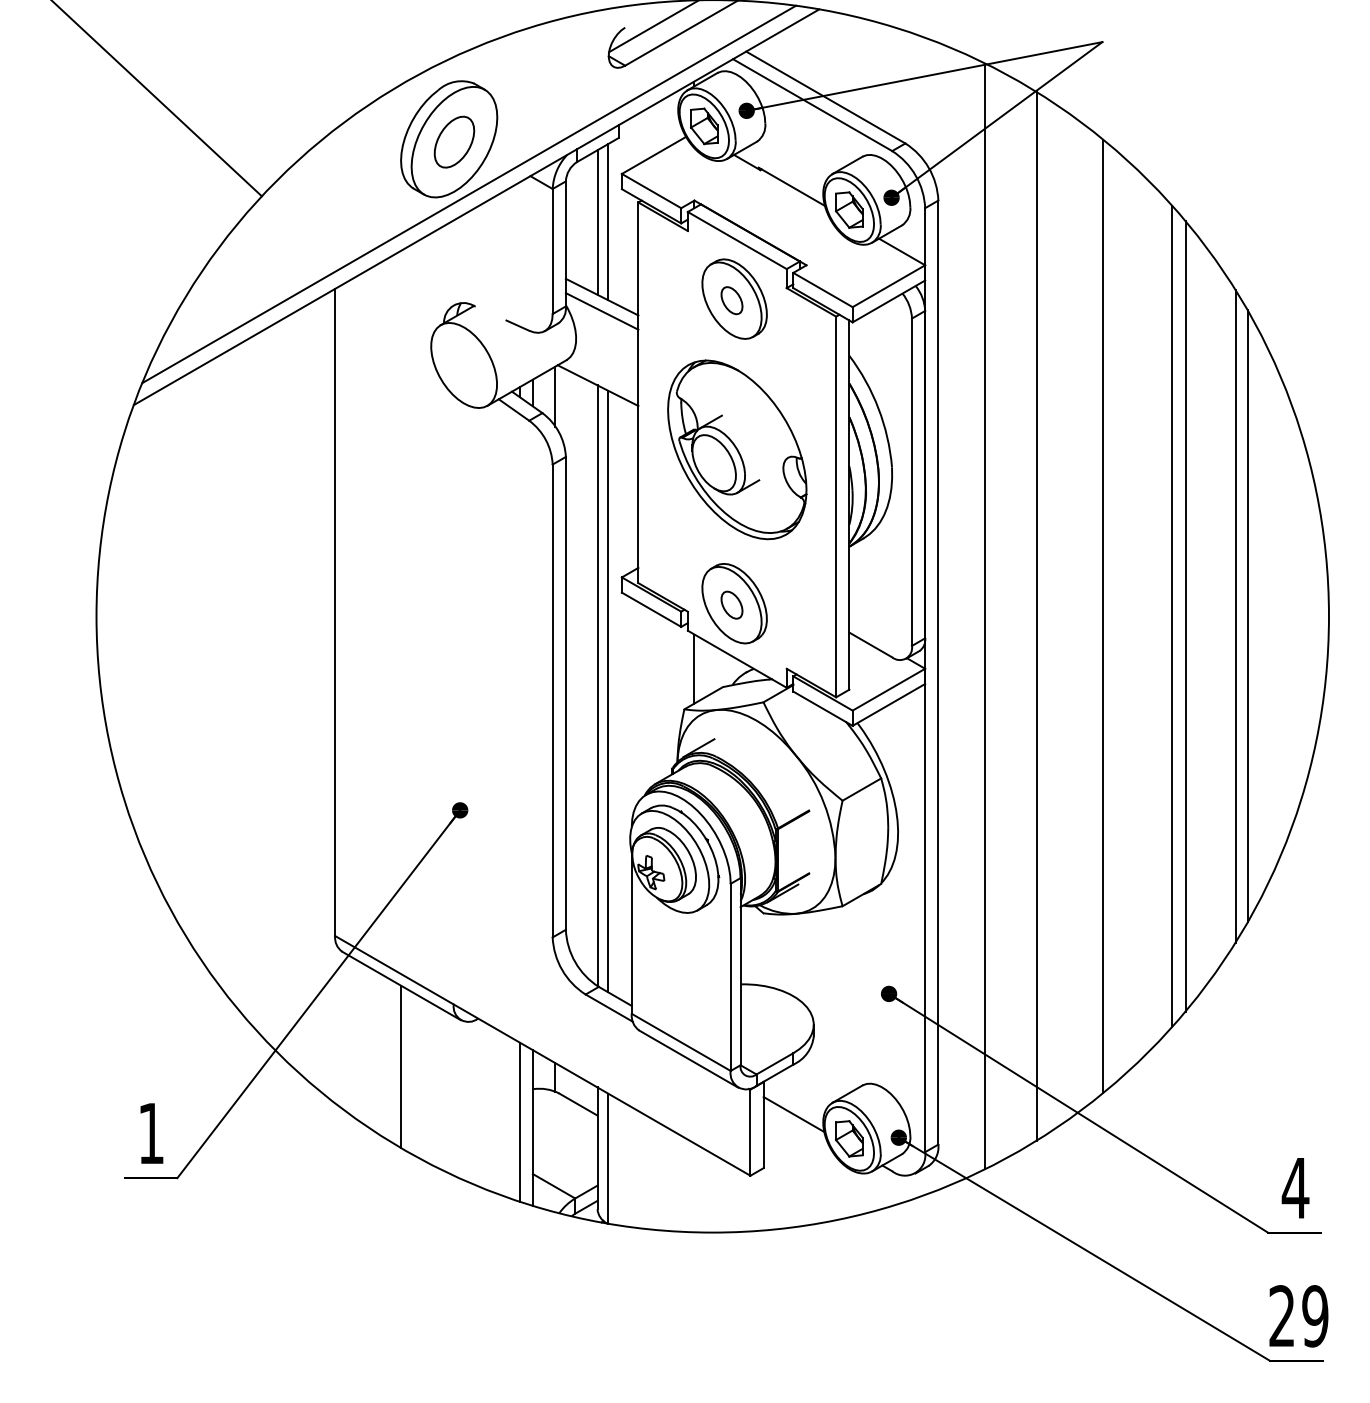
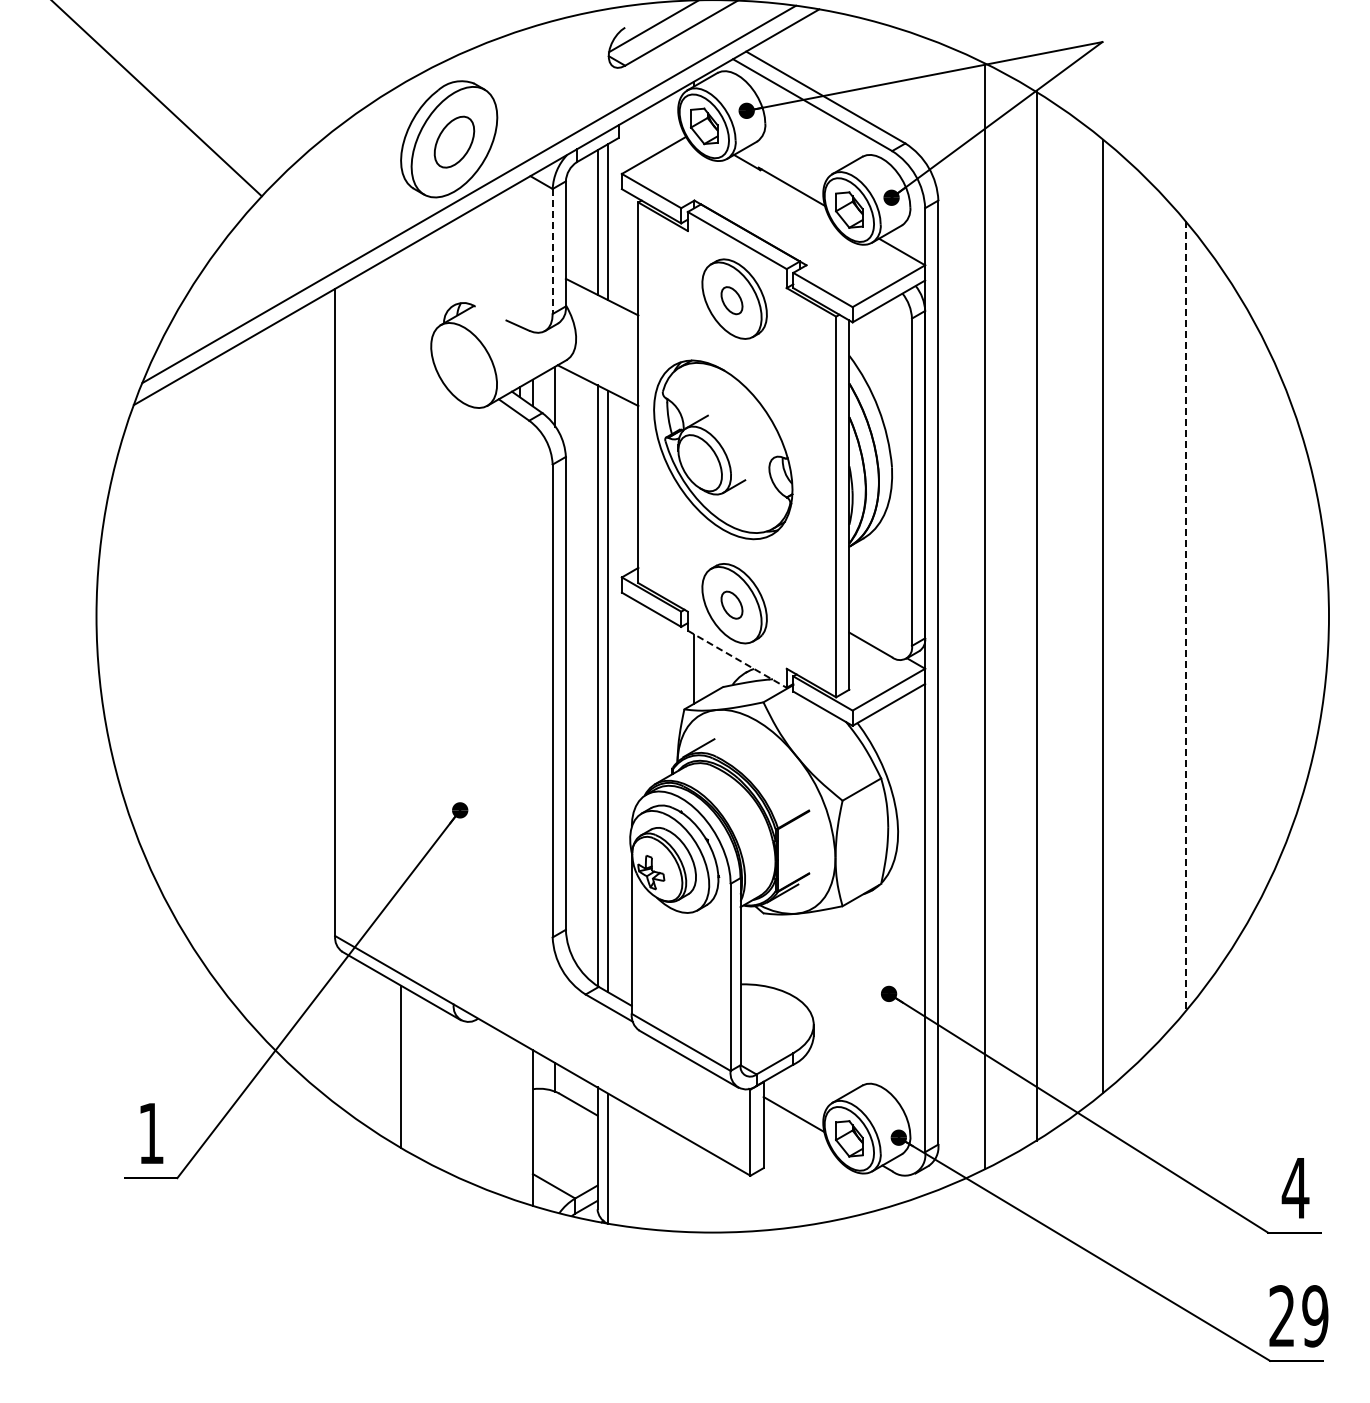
line: solid -> dashed (552, 251)
line: present -> none (601, 311)
part position: (737, 449) -> (723, 449) (723, 449)
line: present -> none (1172, 615)
line: solid -> dashed (1185, 616)
line: present -> none (1235, 616)
line: present -> none (1247, 616)
line: solid -> dashed (737, 659)
line: present -> none (519, 1121)
